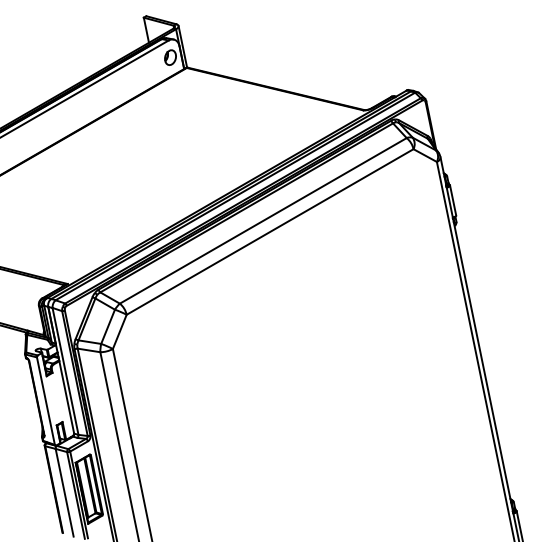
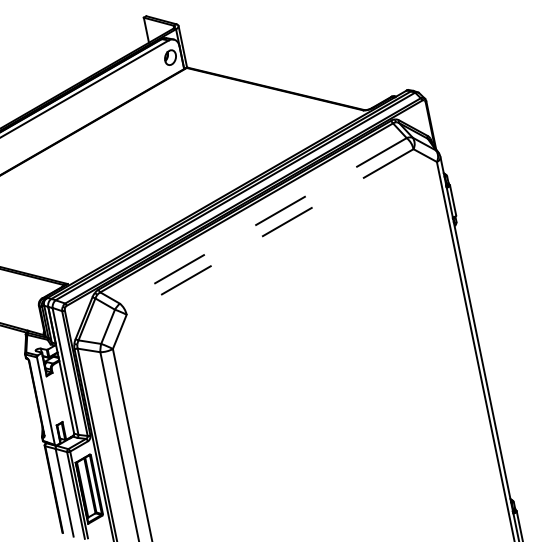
line: solid -> dashed (263, 220)
line: solid -> dashed (270, 231)
